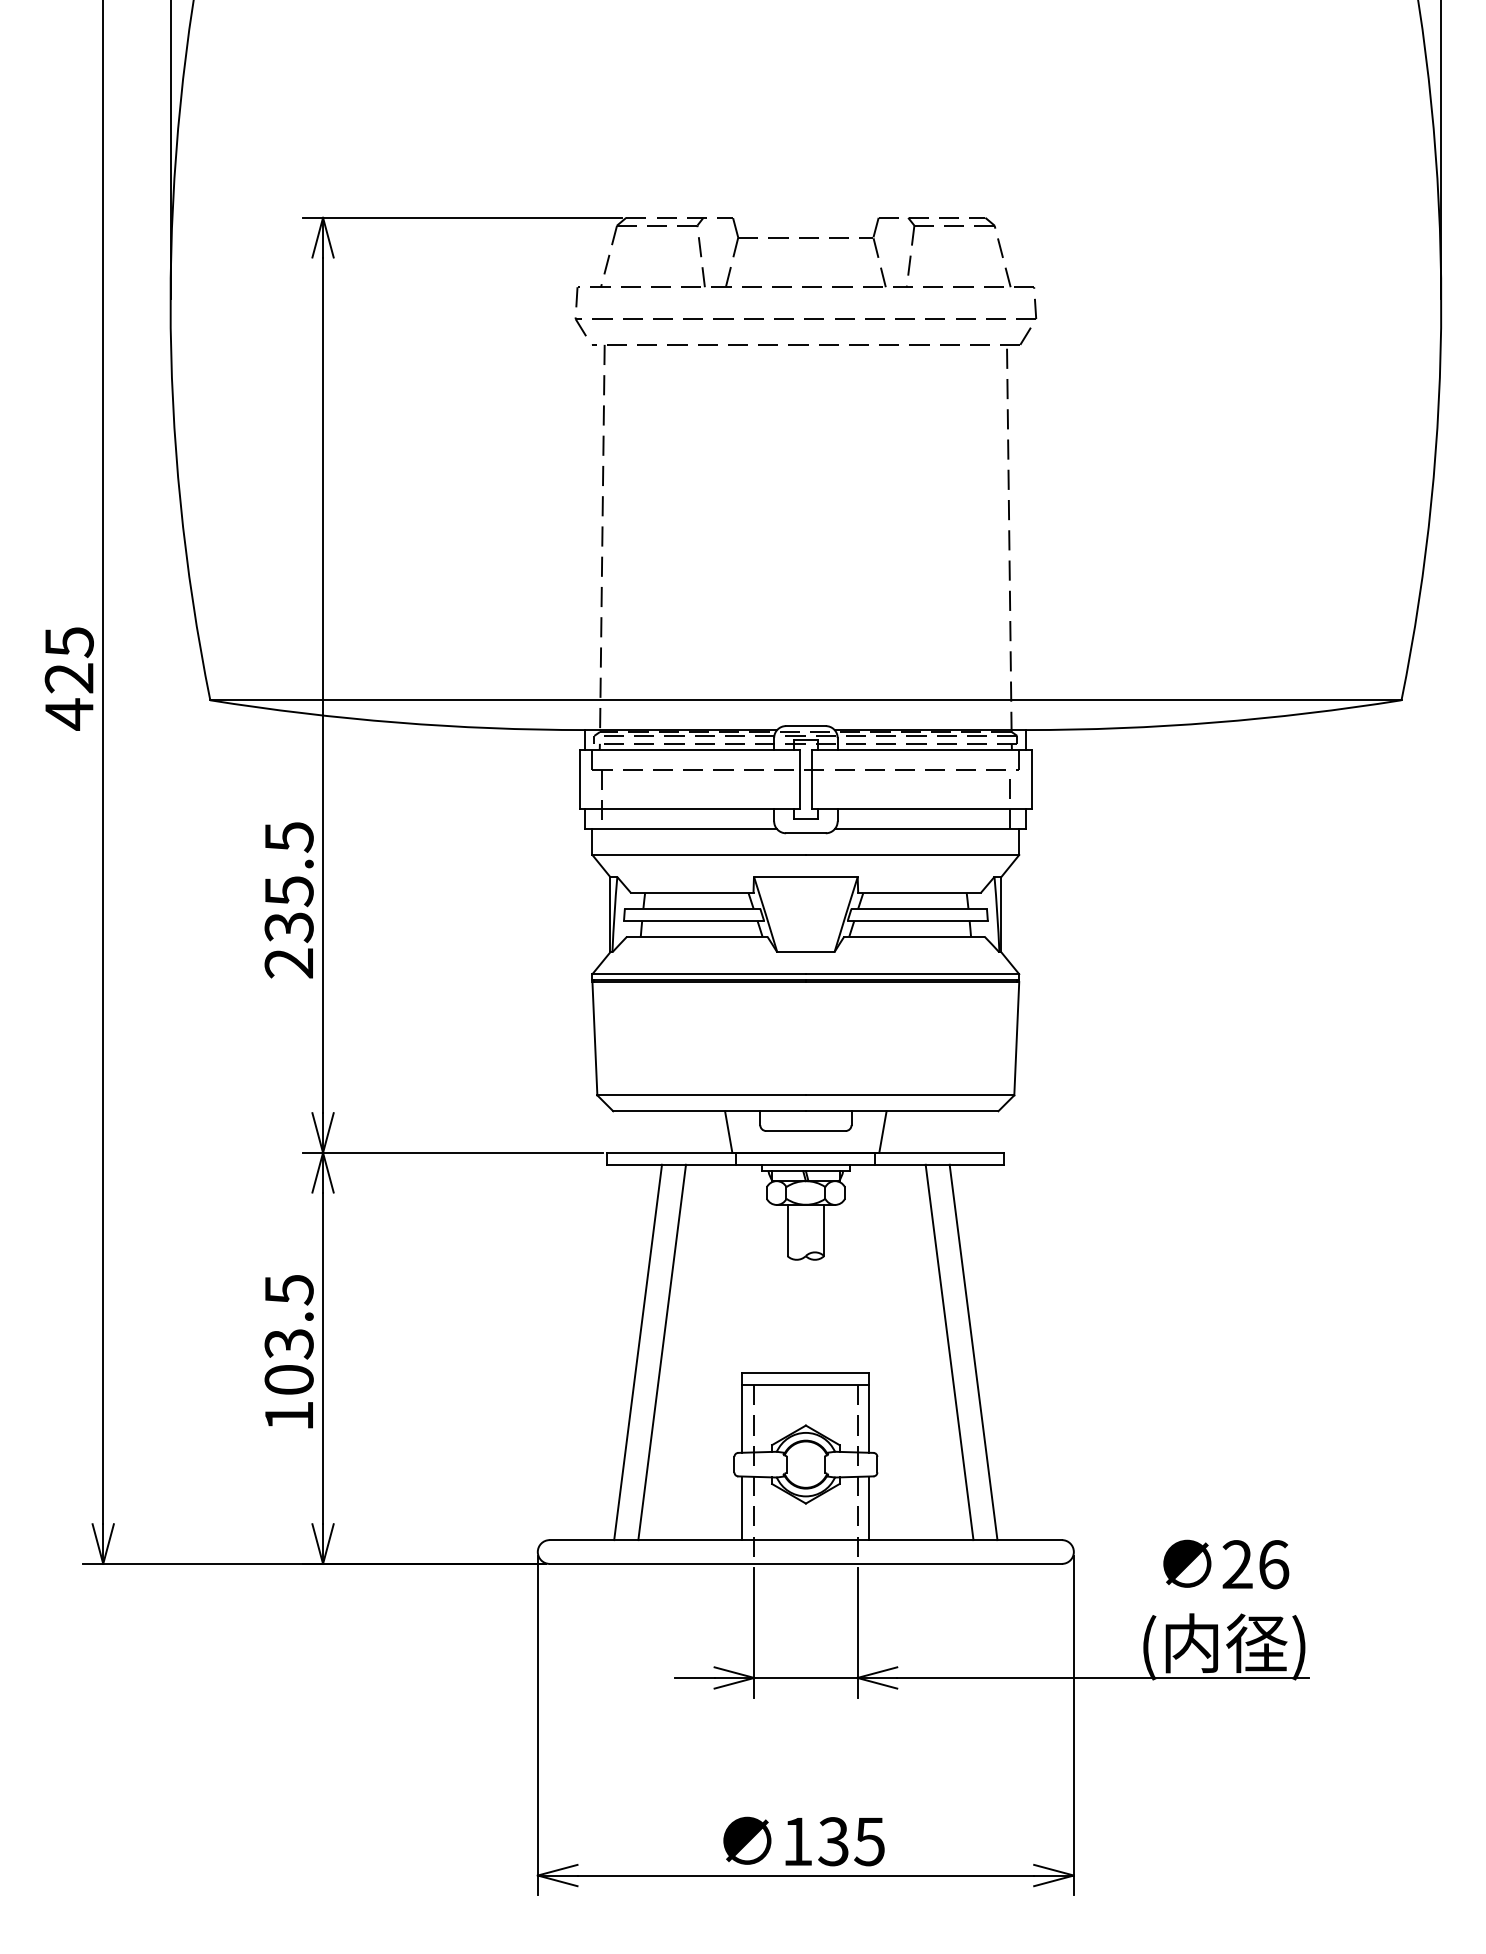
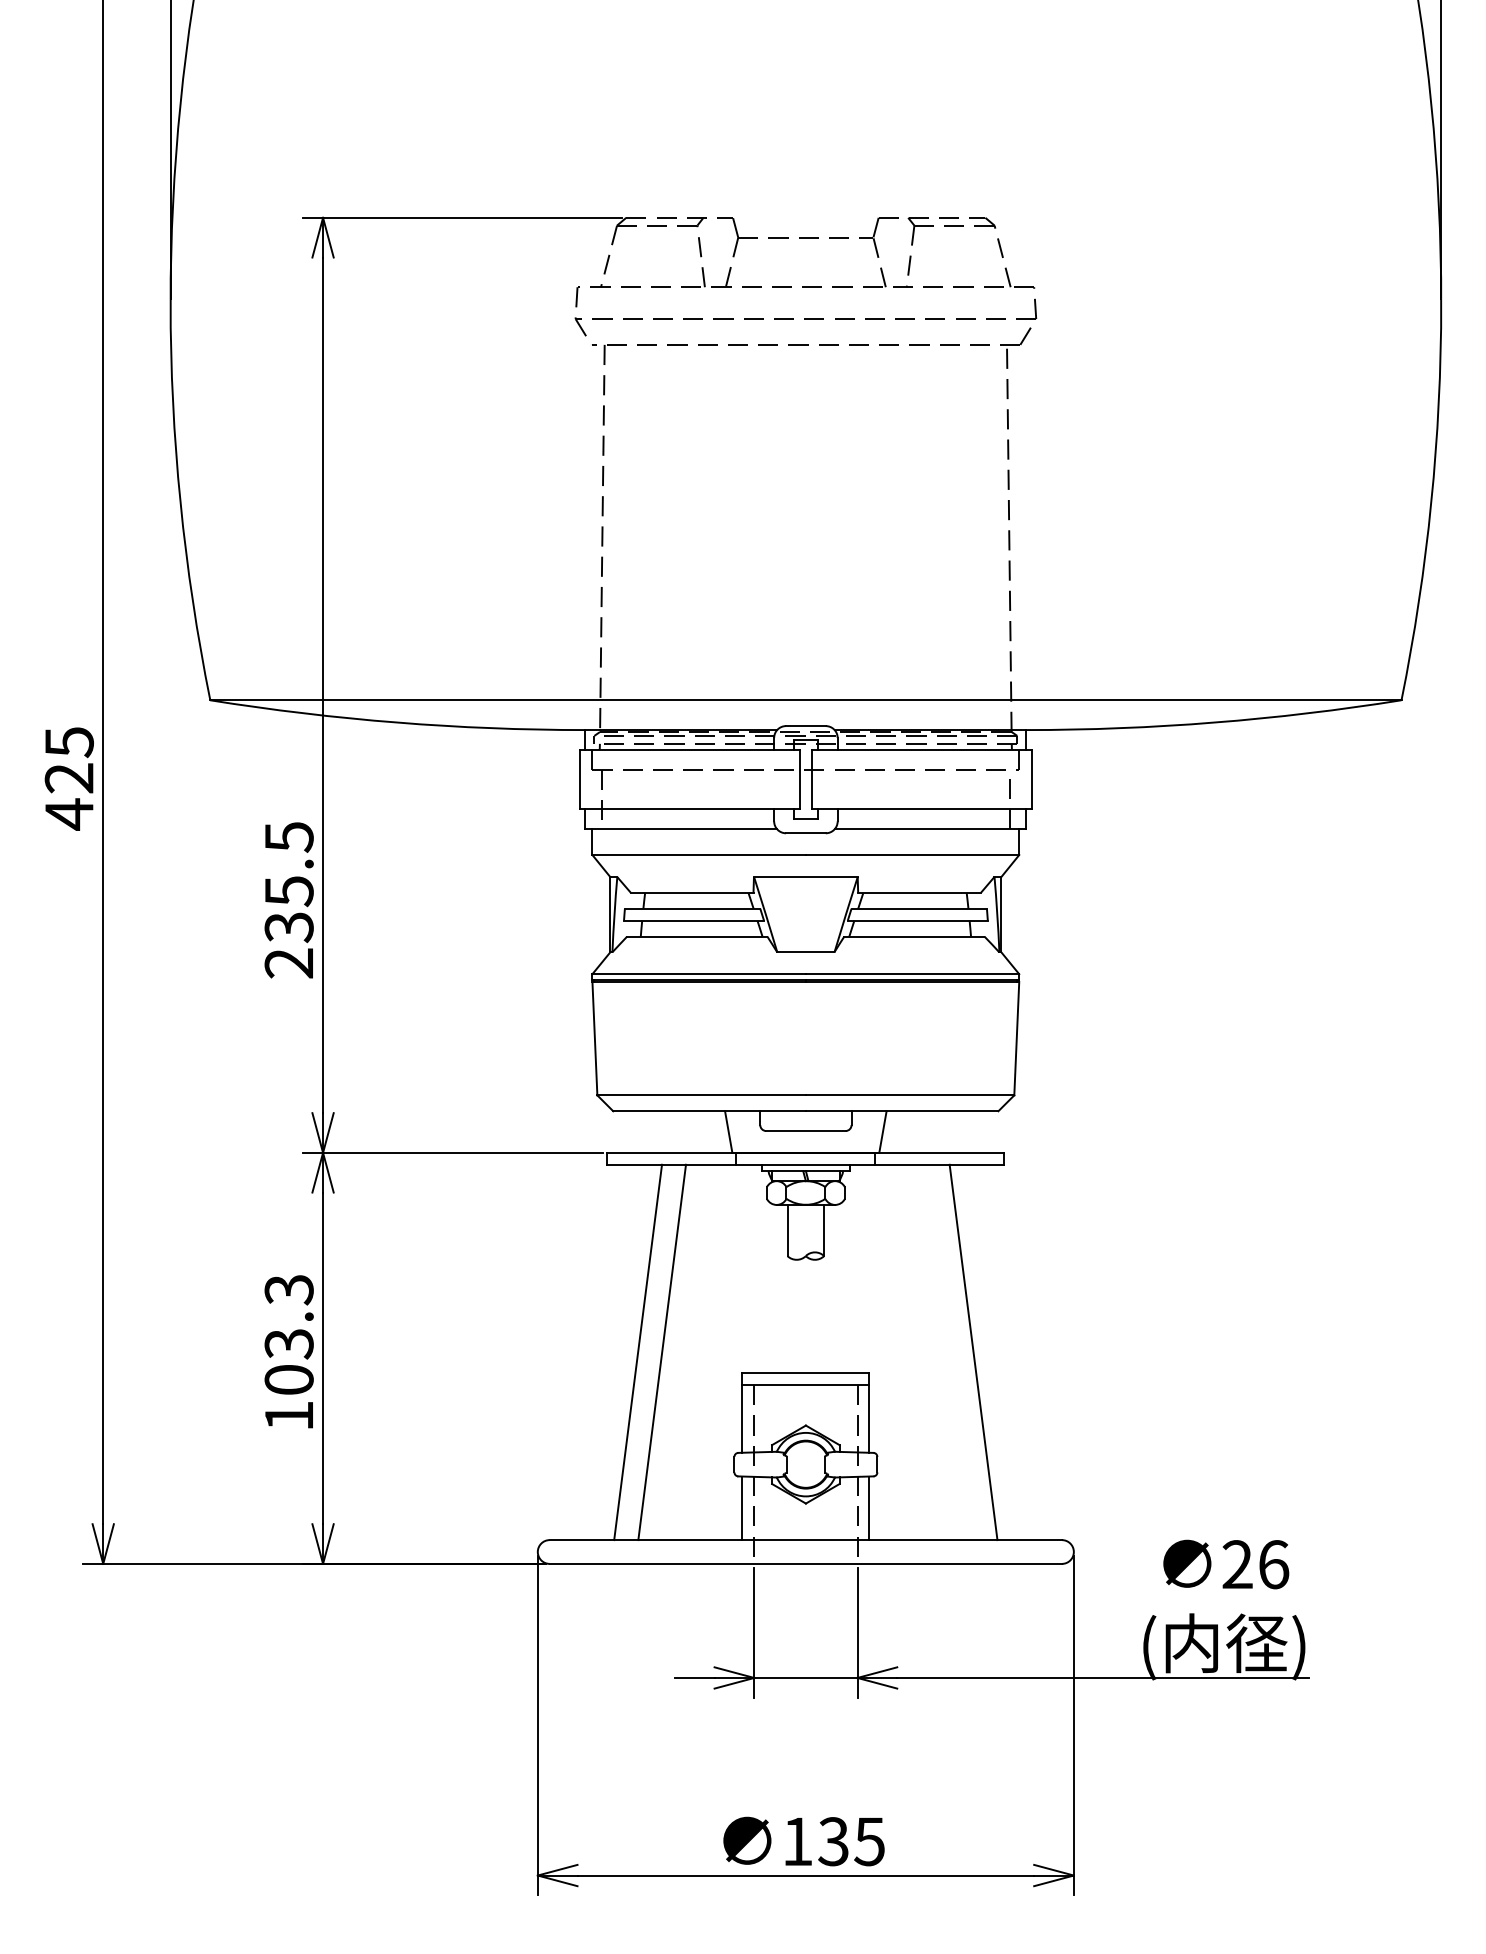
text position: (68, 678) -> (68, 778) (68, 778)
text: 103.5 -> 103.3 (288, 1290)
line: present -> none (949, 1352)
